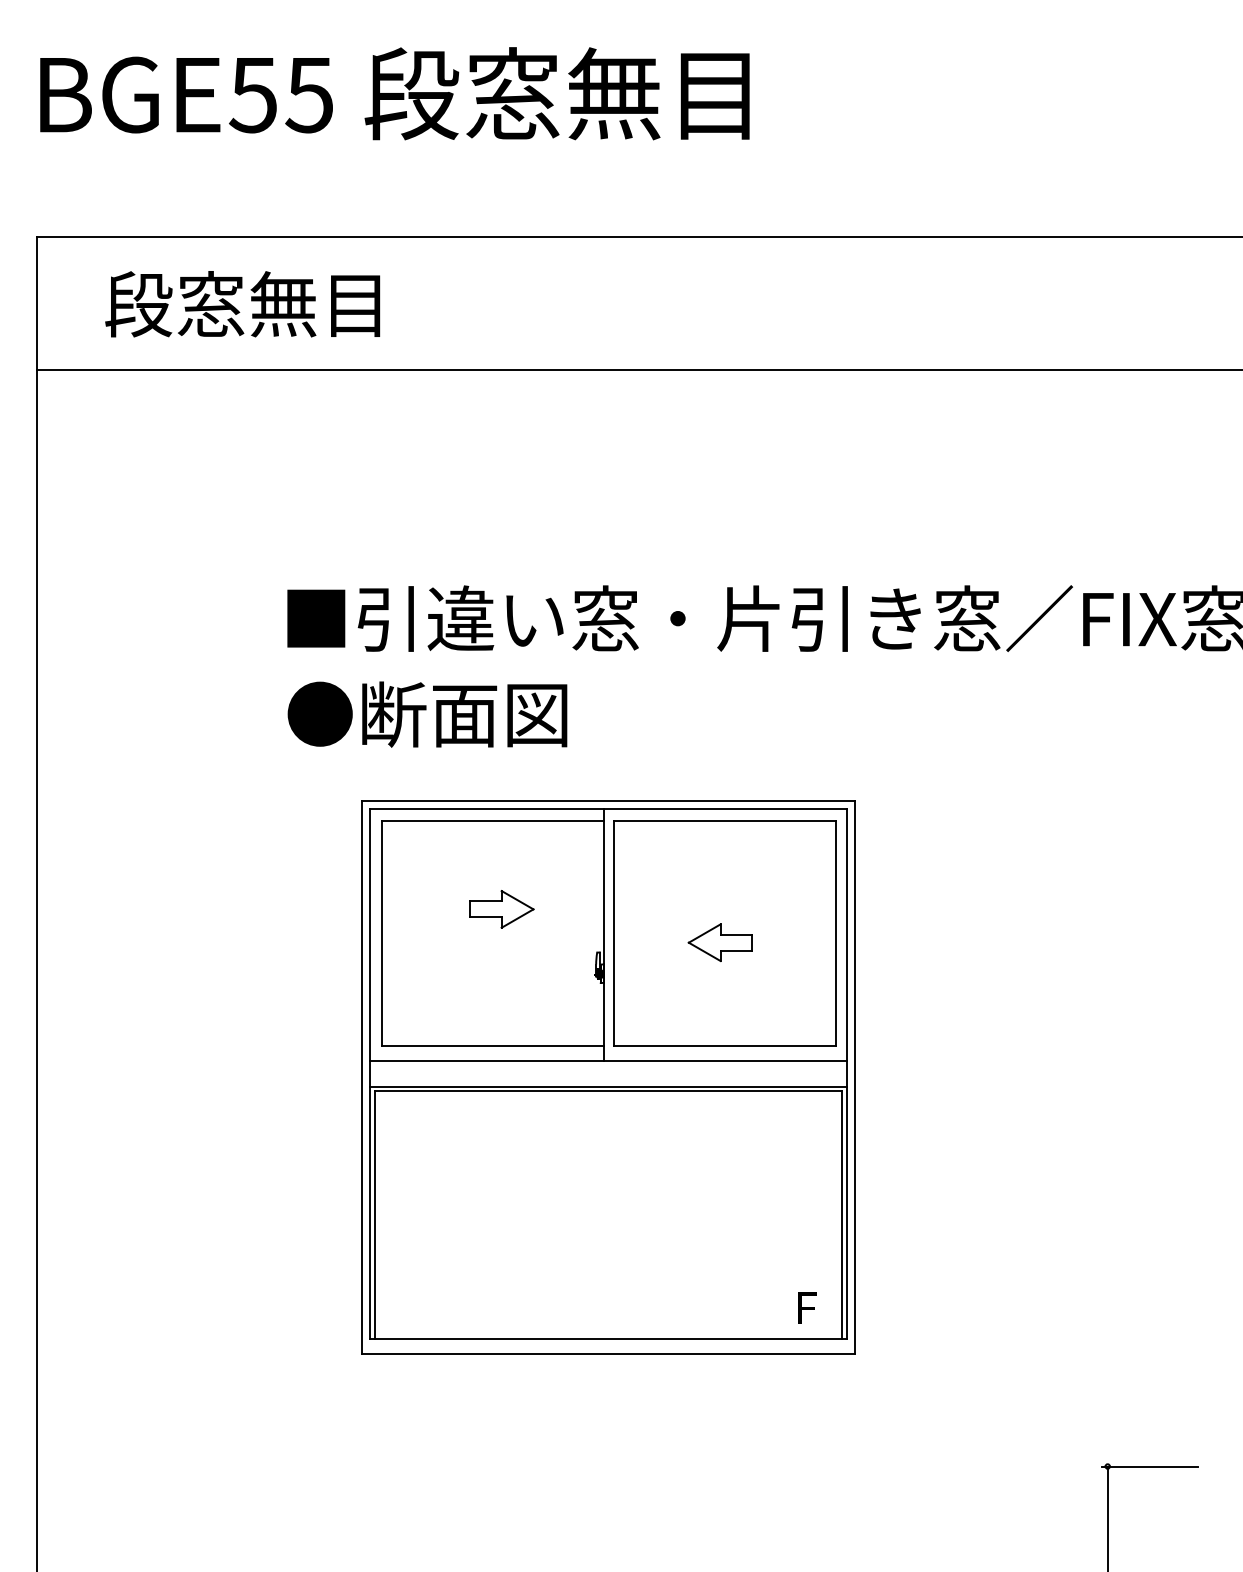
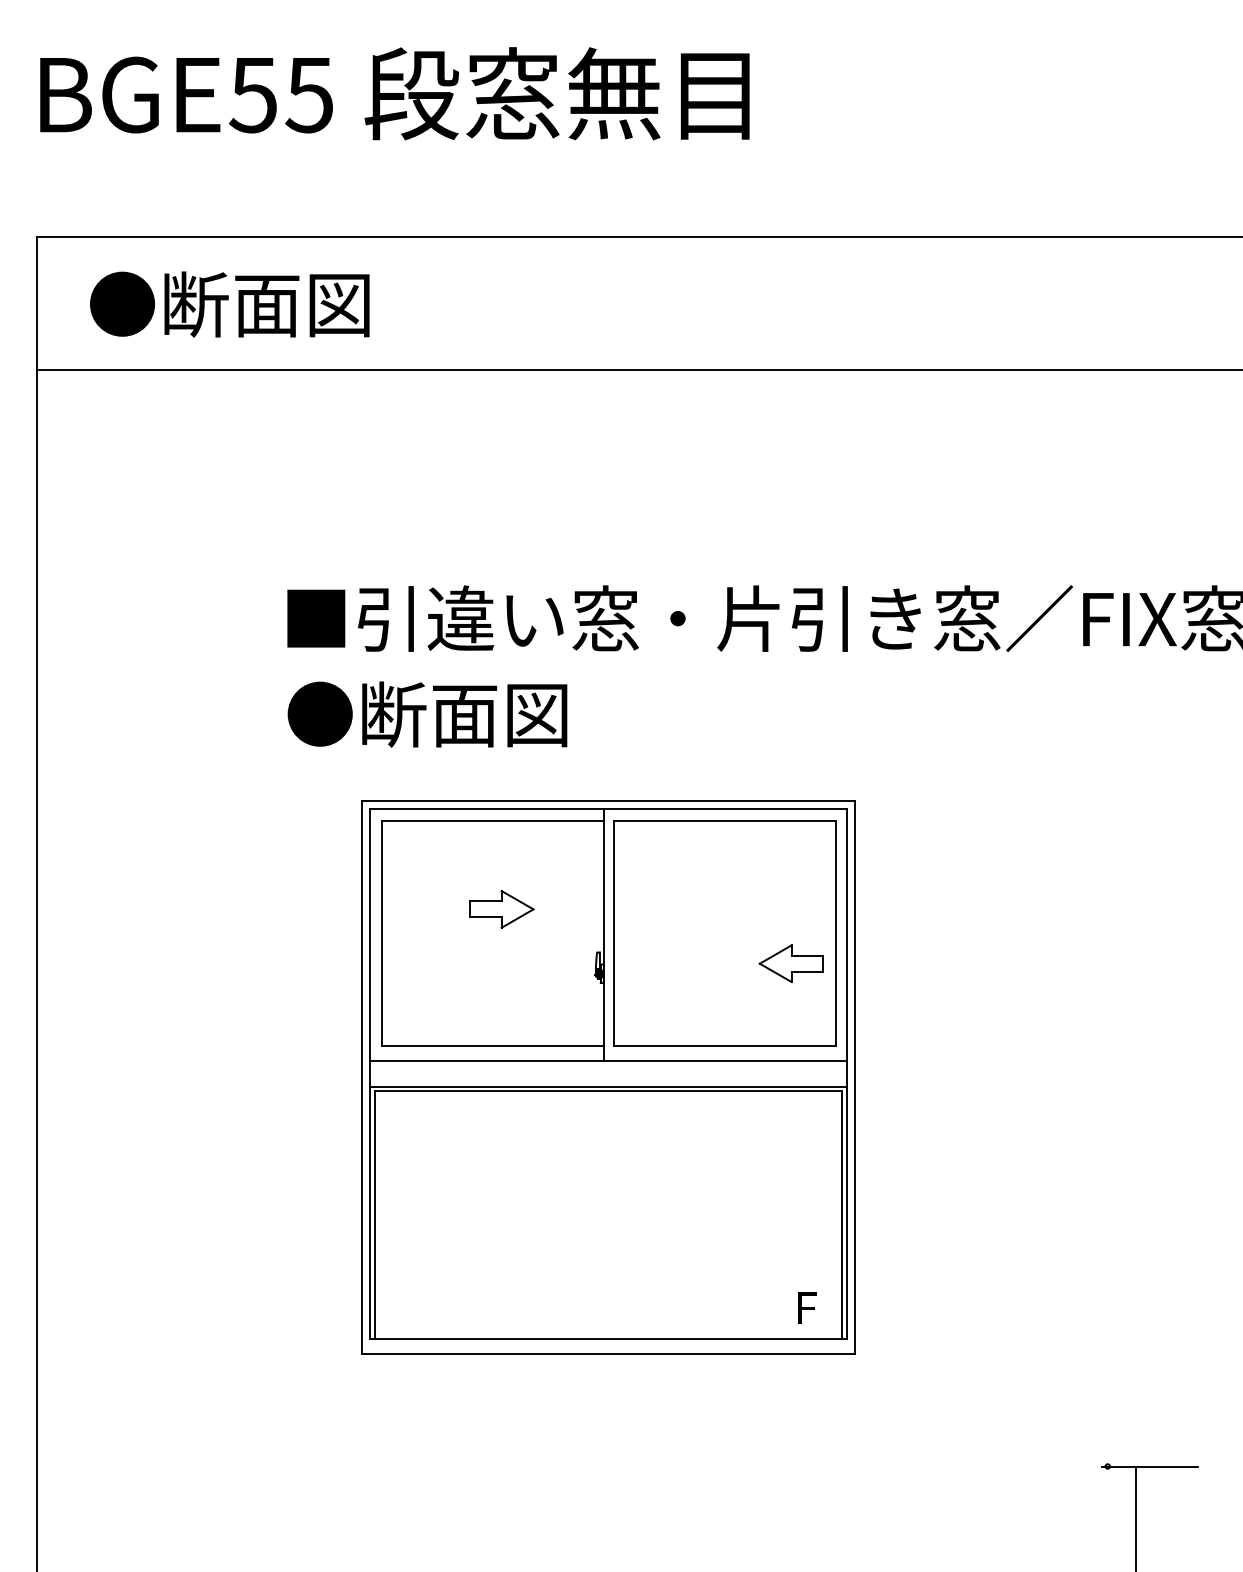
text: 段窓無目 -> ●断面図 (235, 304)
part position: (719, 942) -> (790, 963) (790, 963)
line position: (1107, 1517) -> (1135, 1517) (1135, 1517)
